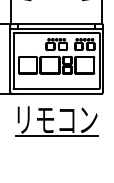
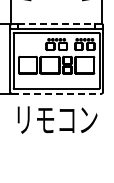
line: solid -> dashed (57, 23)
line: solid -> dashed (57, 93)
line: present -> none (56, 135)
